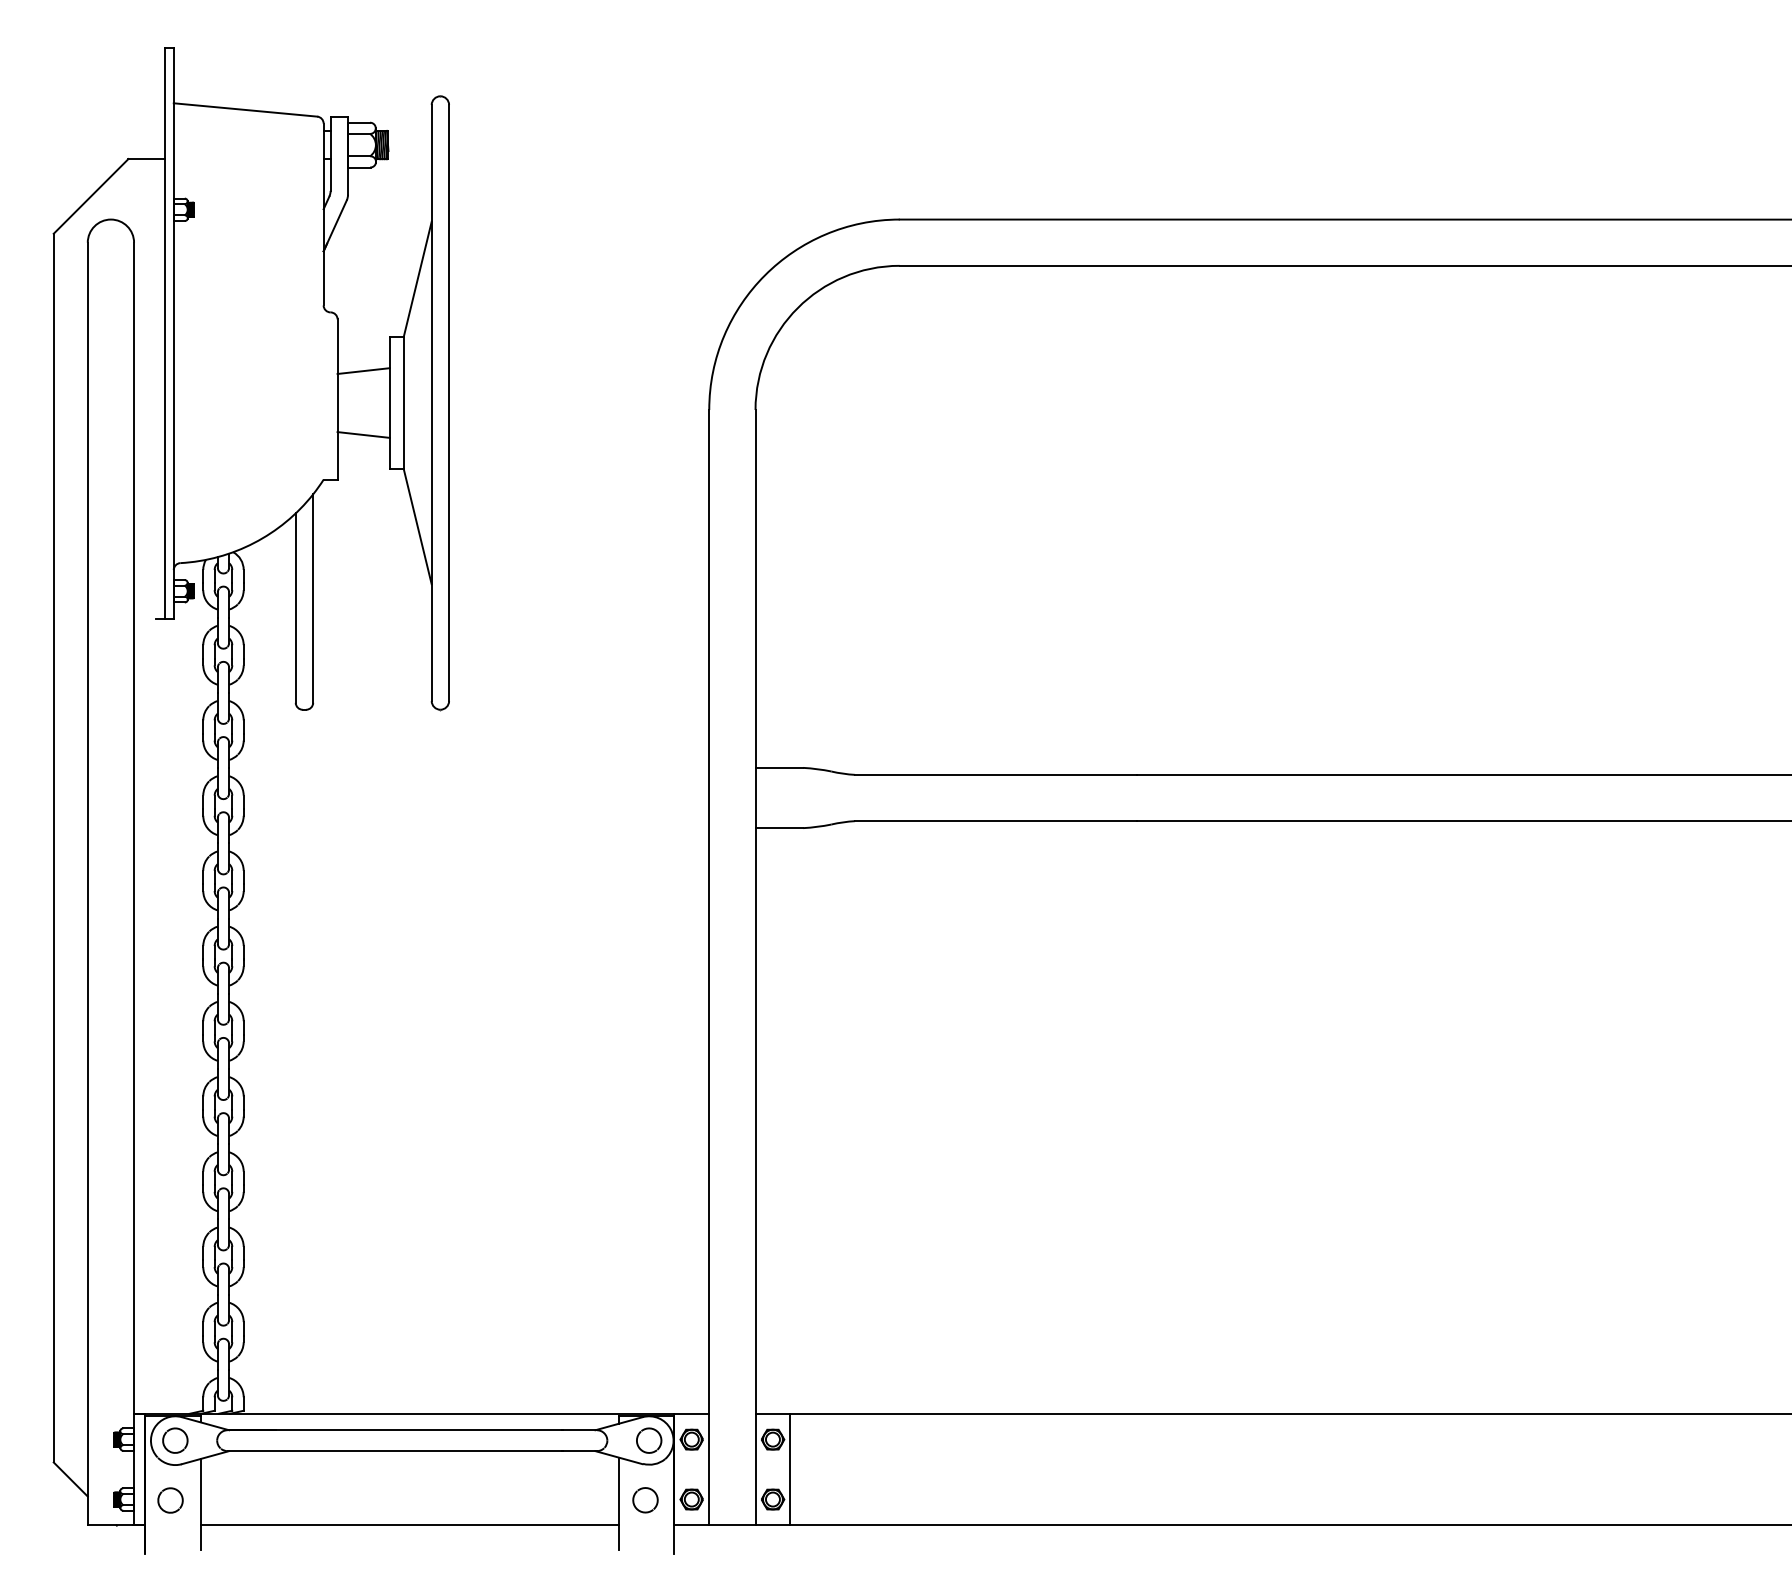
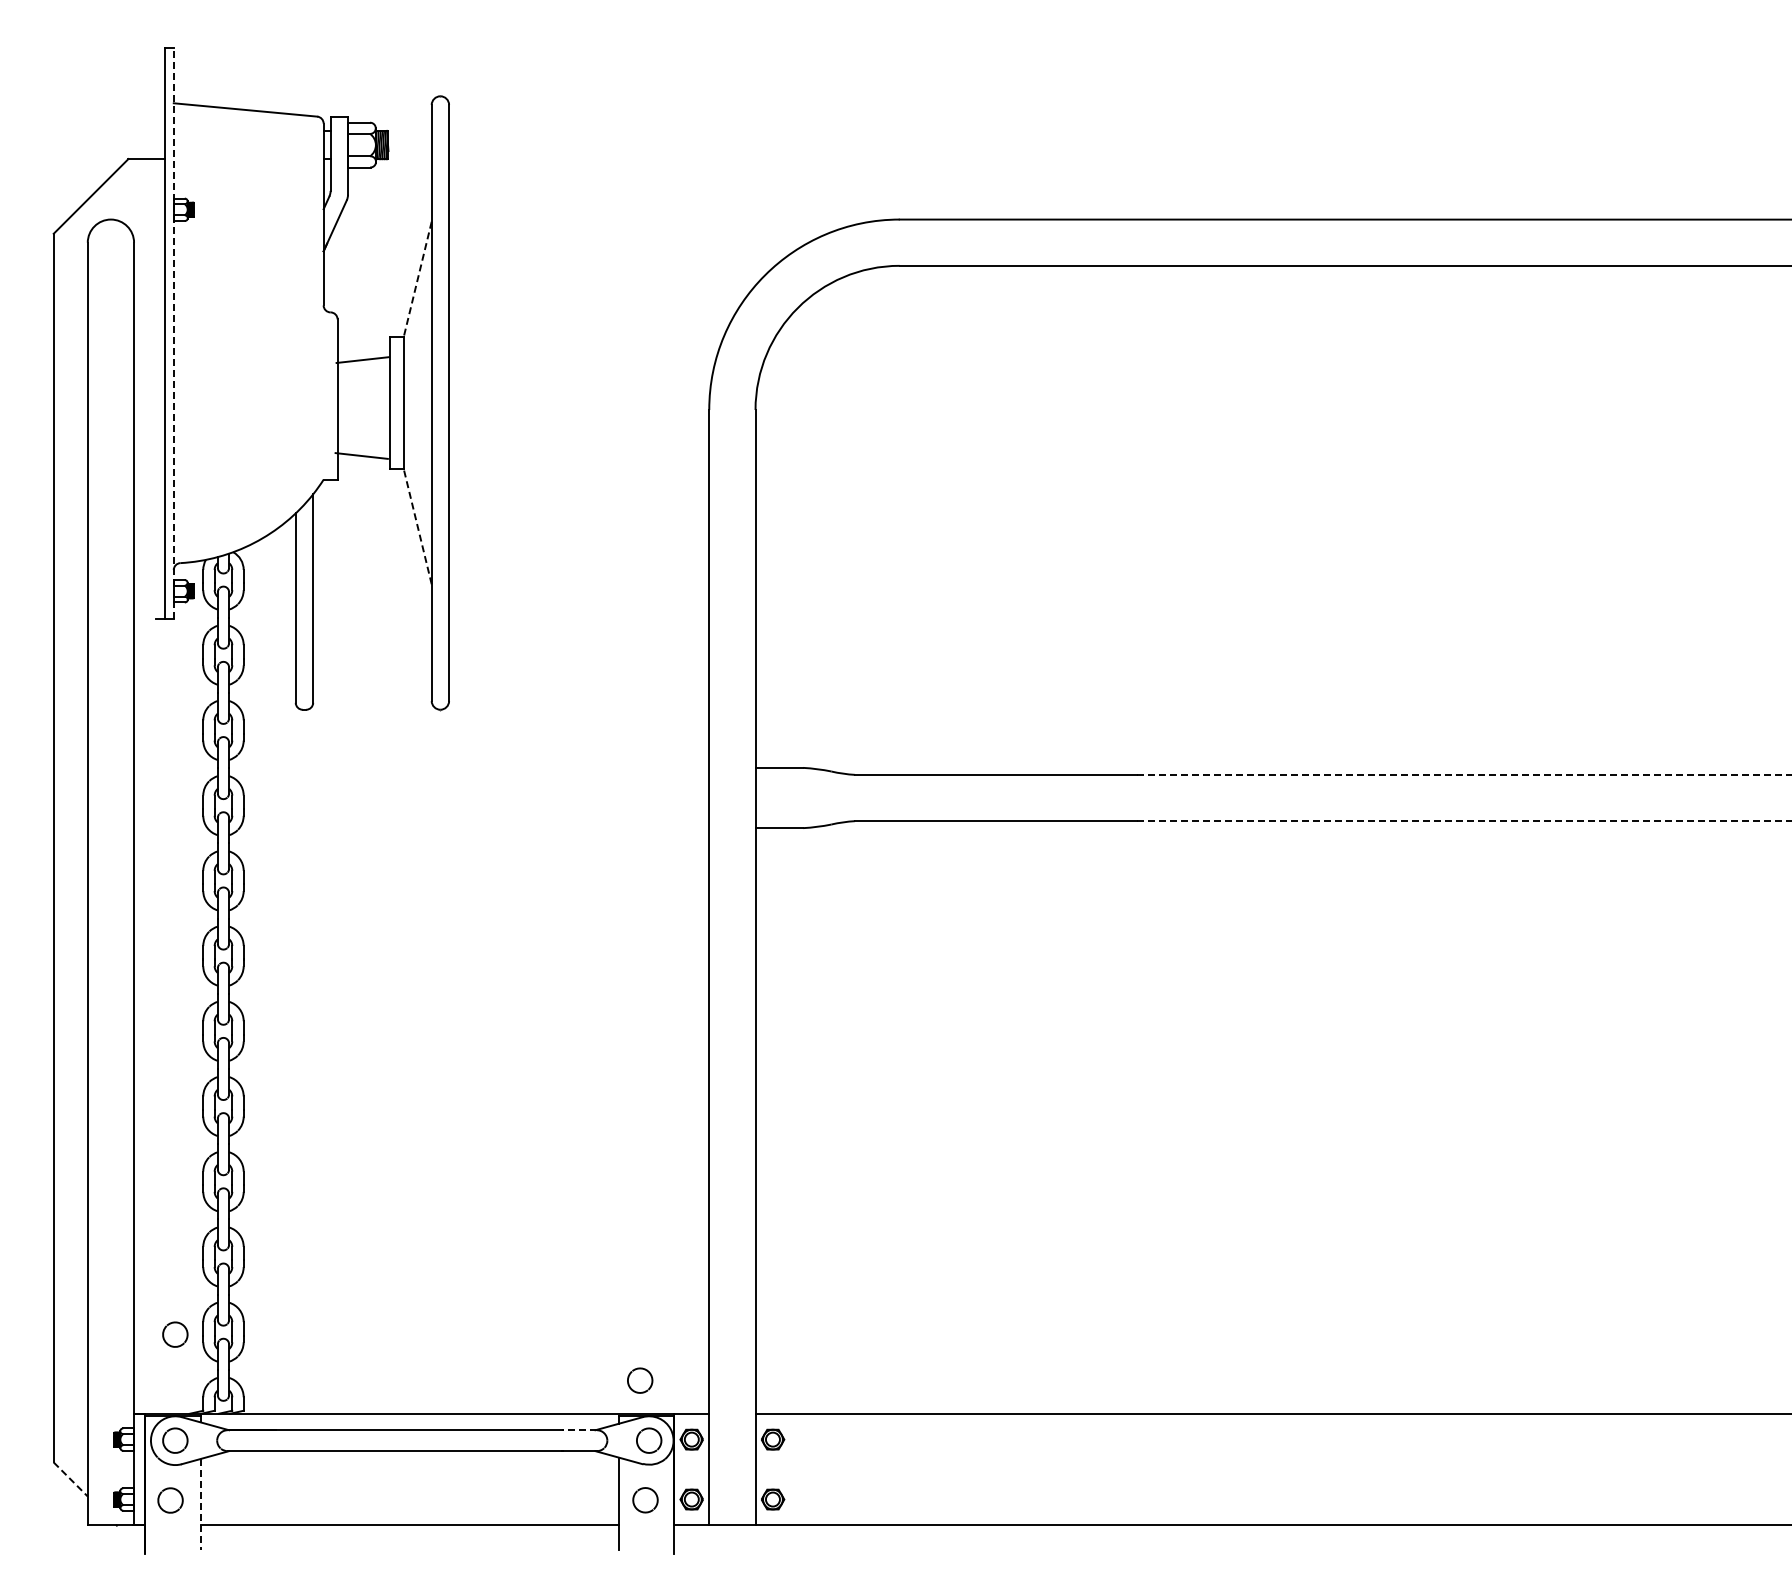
line: solid -> dashed (417, 279)
line: solid -> dashed (173, 333)
line position: (363, 370) -> (362, 359) (362, 359)
line position: (363, 434) -> (361, 455) (361, 455)
line: solid -> dashed (417, 526)
line: solid -> dashed (1464, 774)
line: solid -> dashed (1464, 821)
part: none -> present (175, 1334)
part: none -> present (640, 1380)
line: solid -> dashed (578, 1430)
line: present -> none (790, 1469)
line: solid -> dashed (71, 1479)
line: solid -> dashed (200, 1504)
